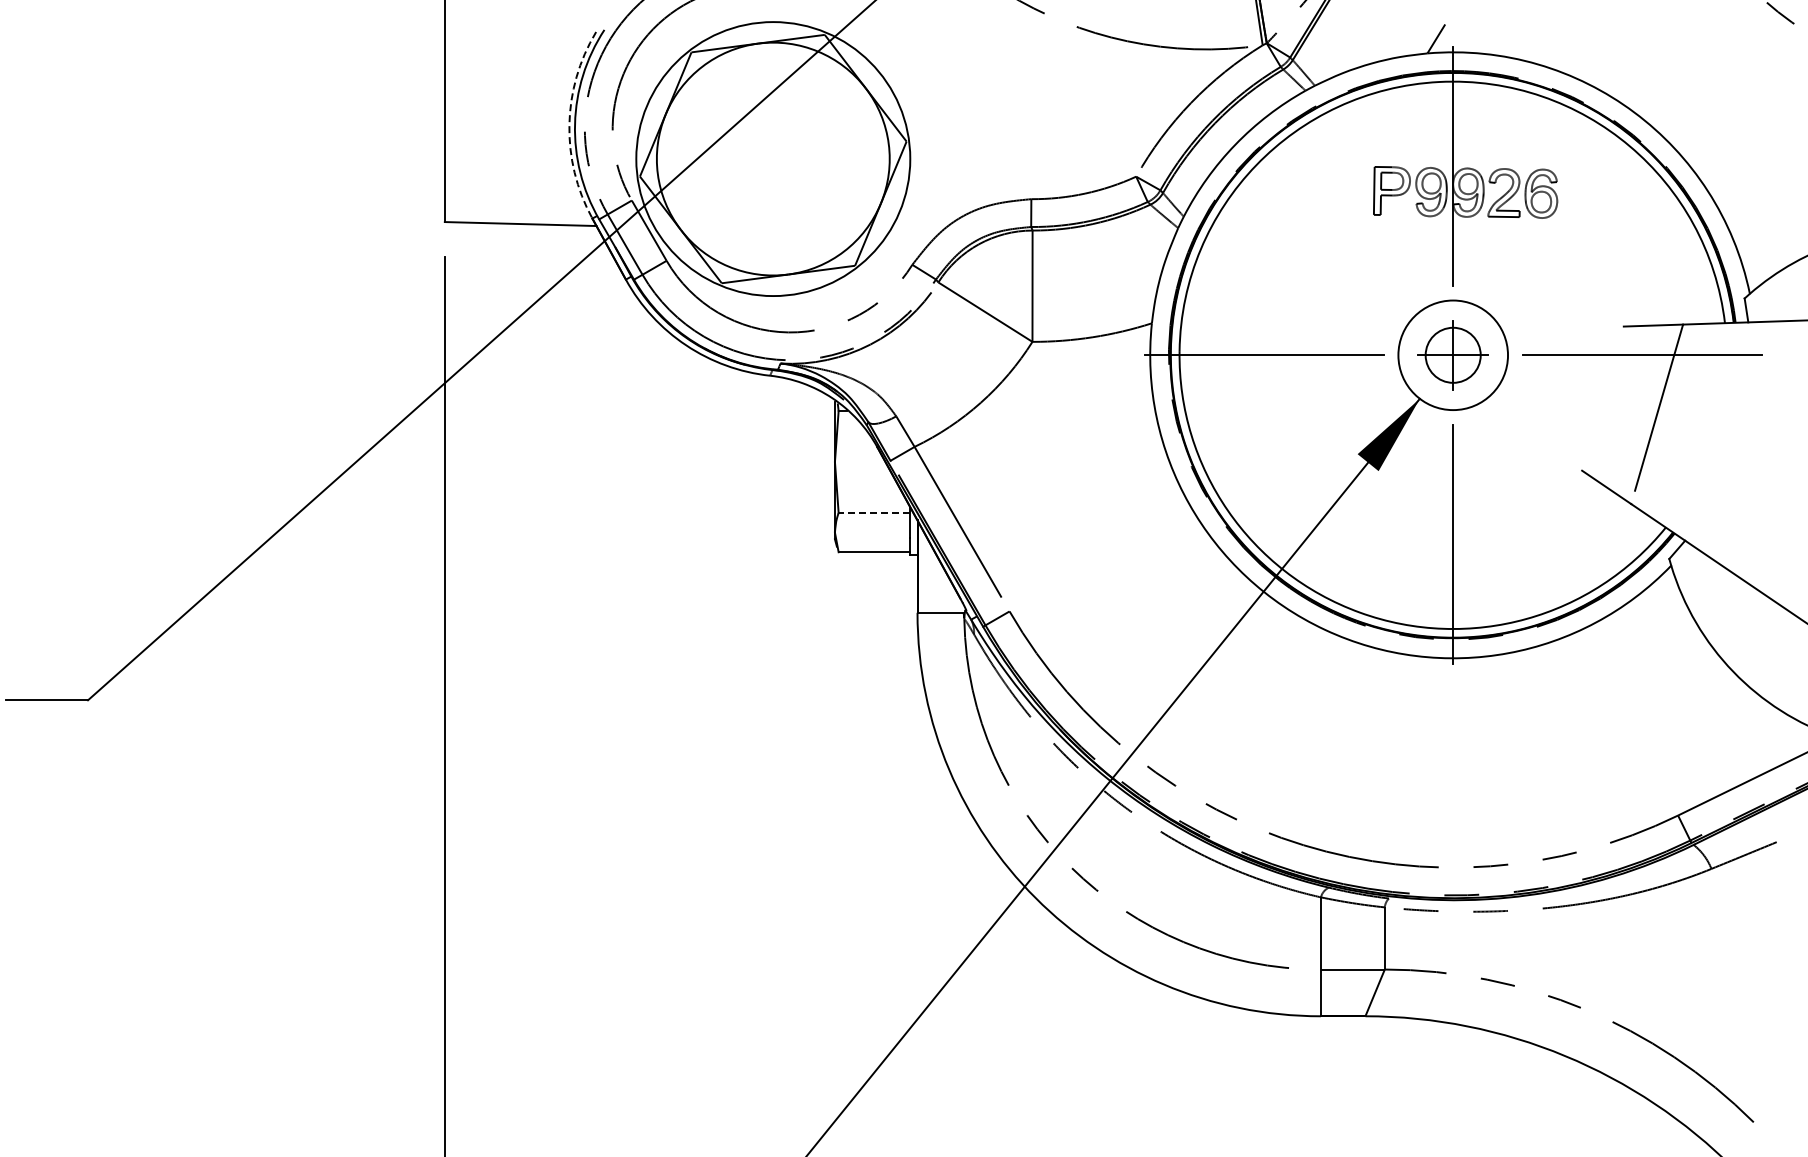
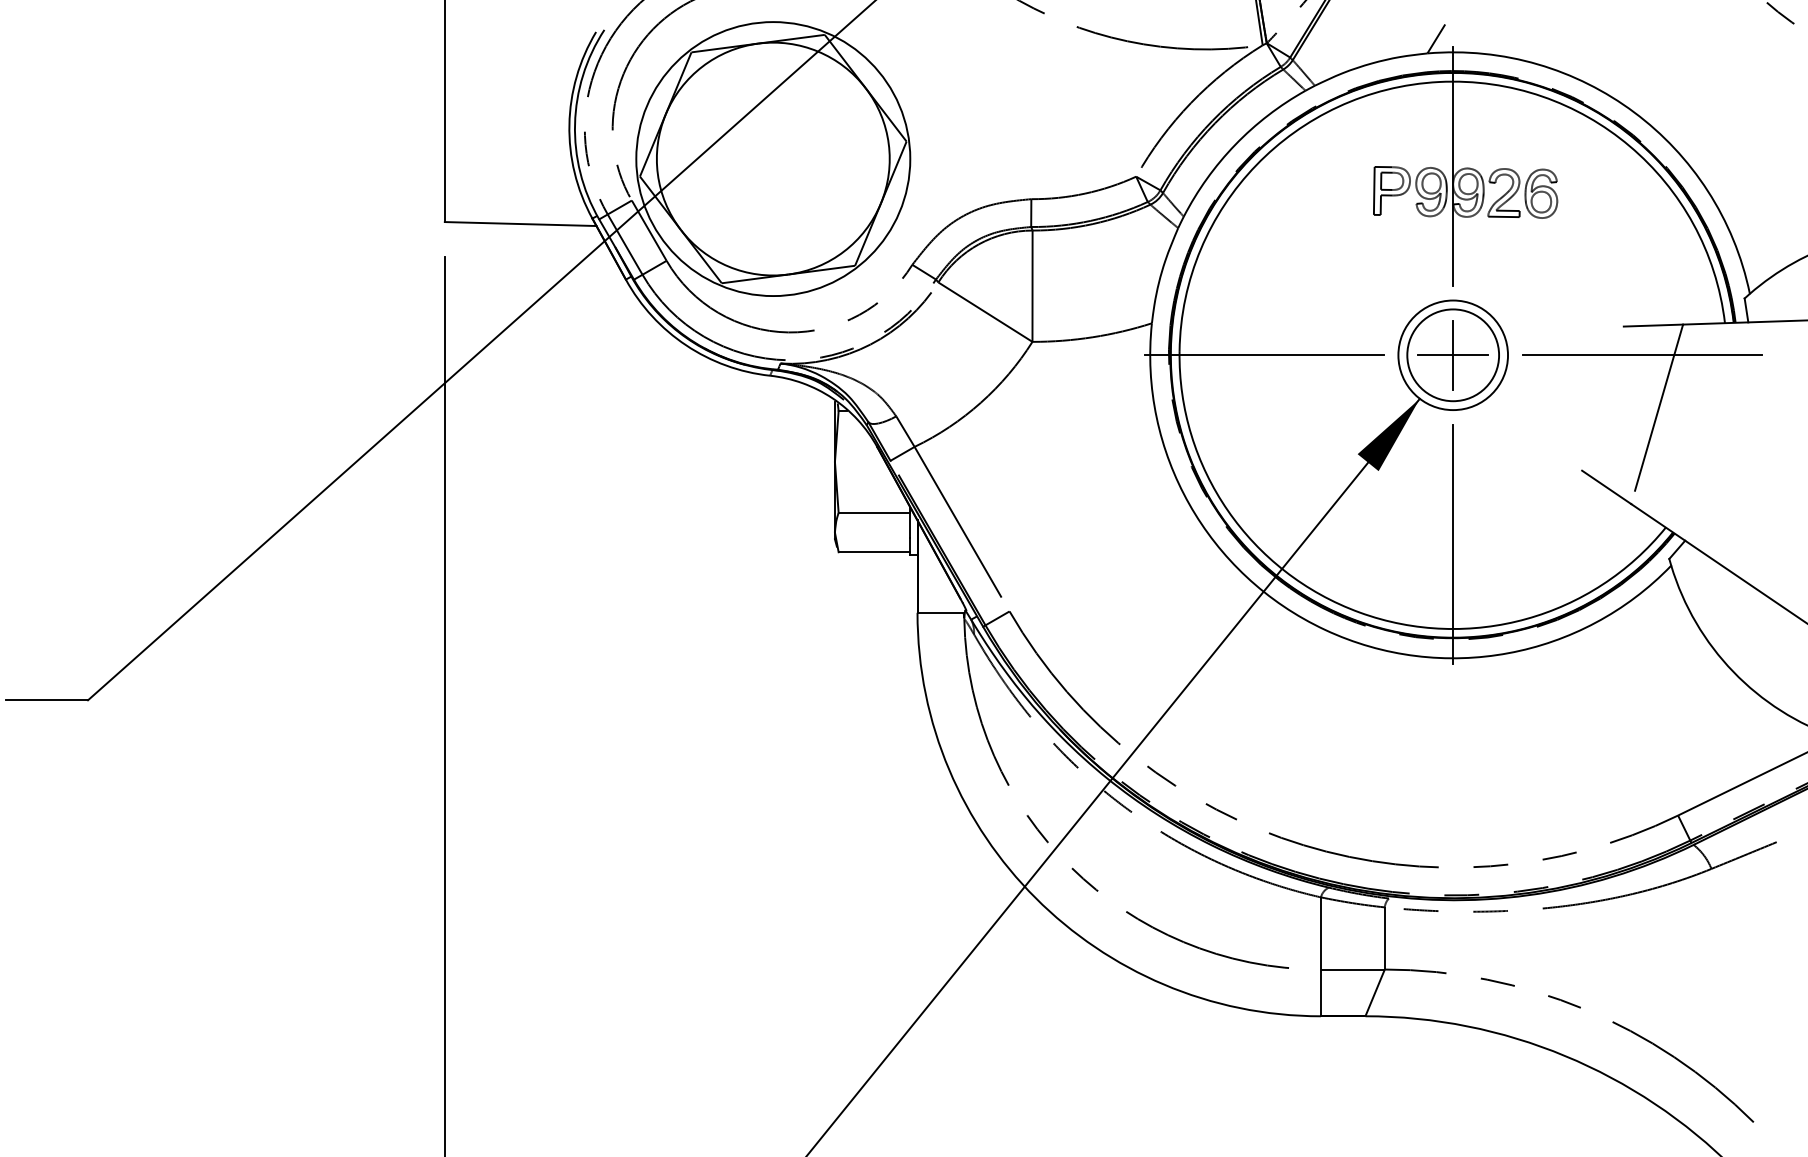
arc: dashed -> solid (569, 124)
circle diameter: 55 px -> 92 px (1453, 355)
line: dashed -> solid (874, 512)
